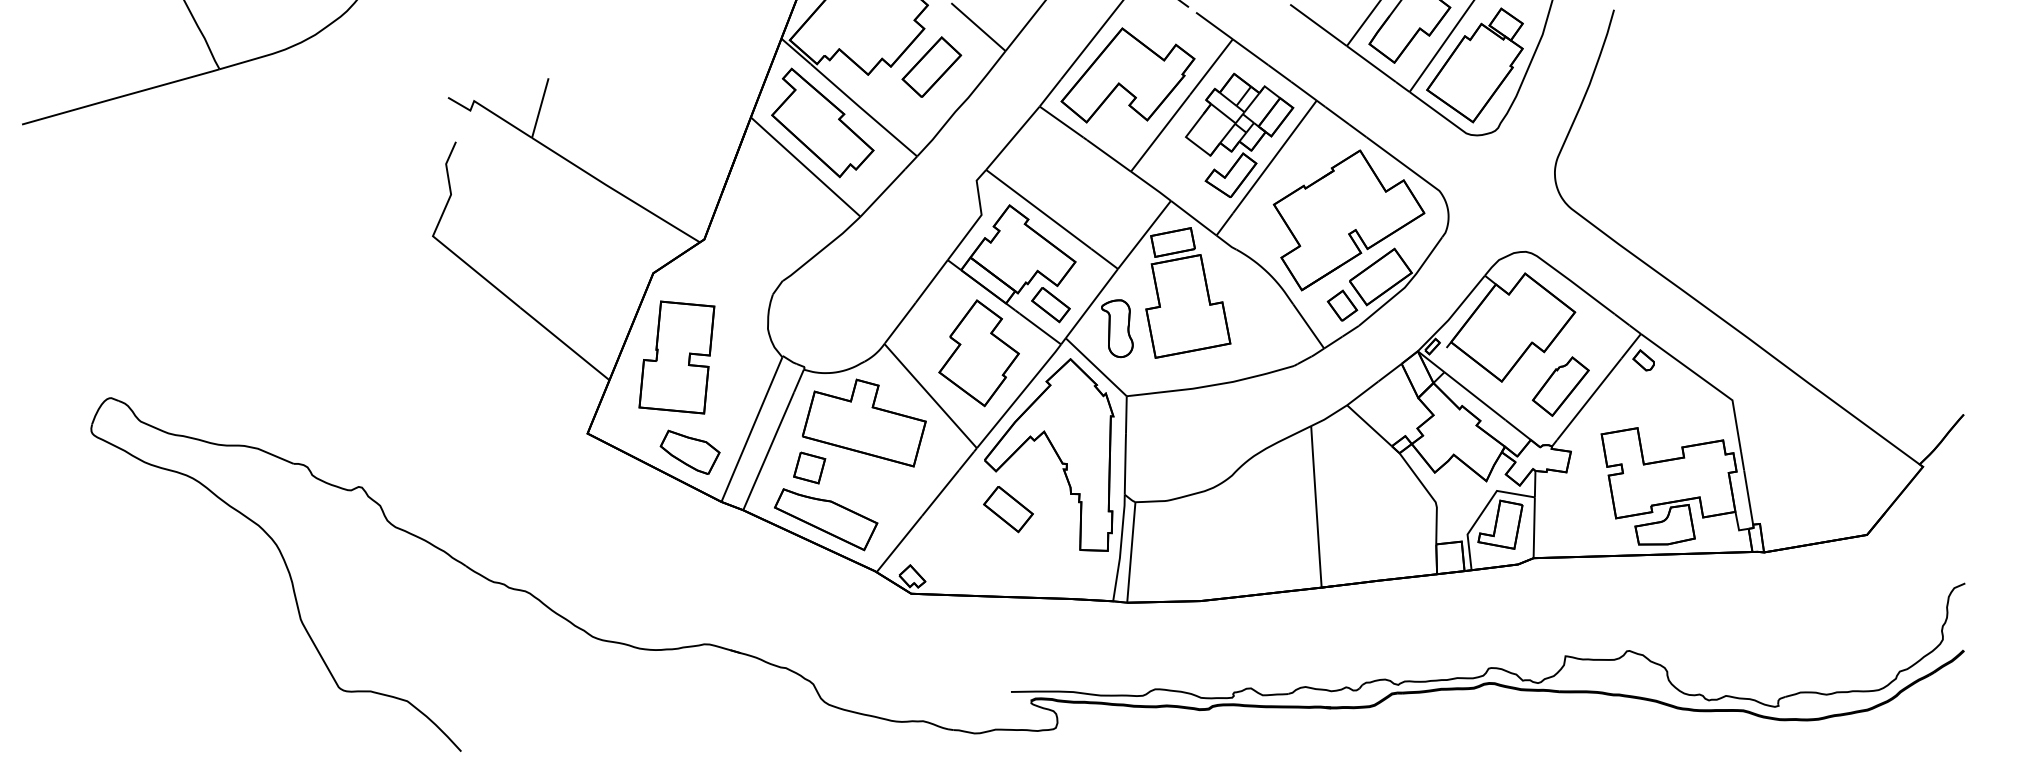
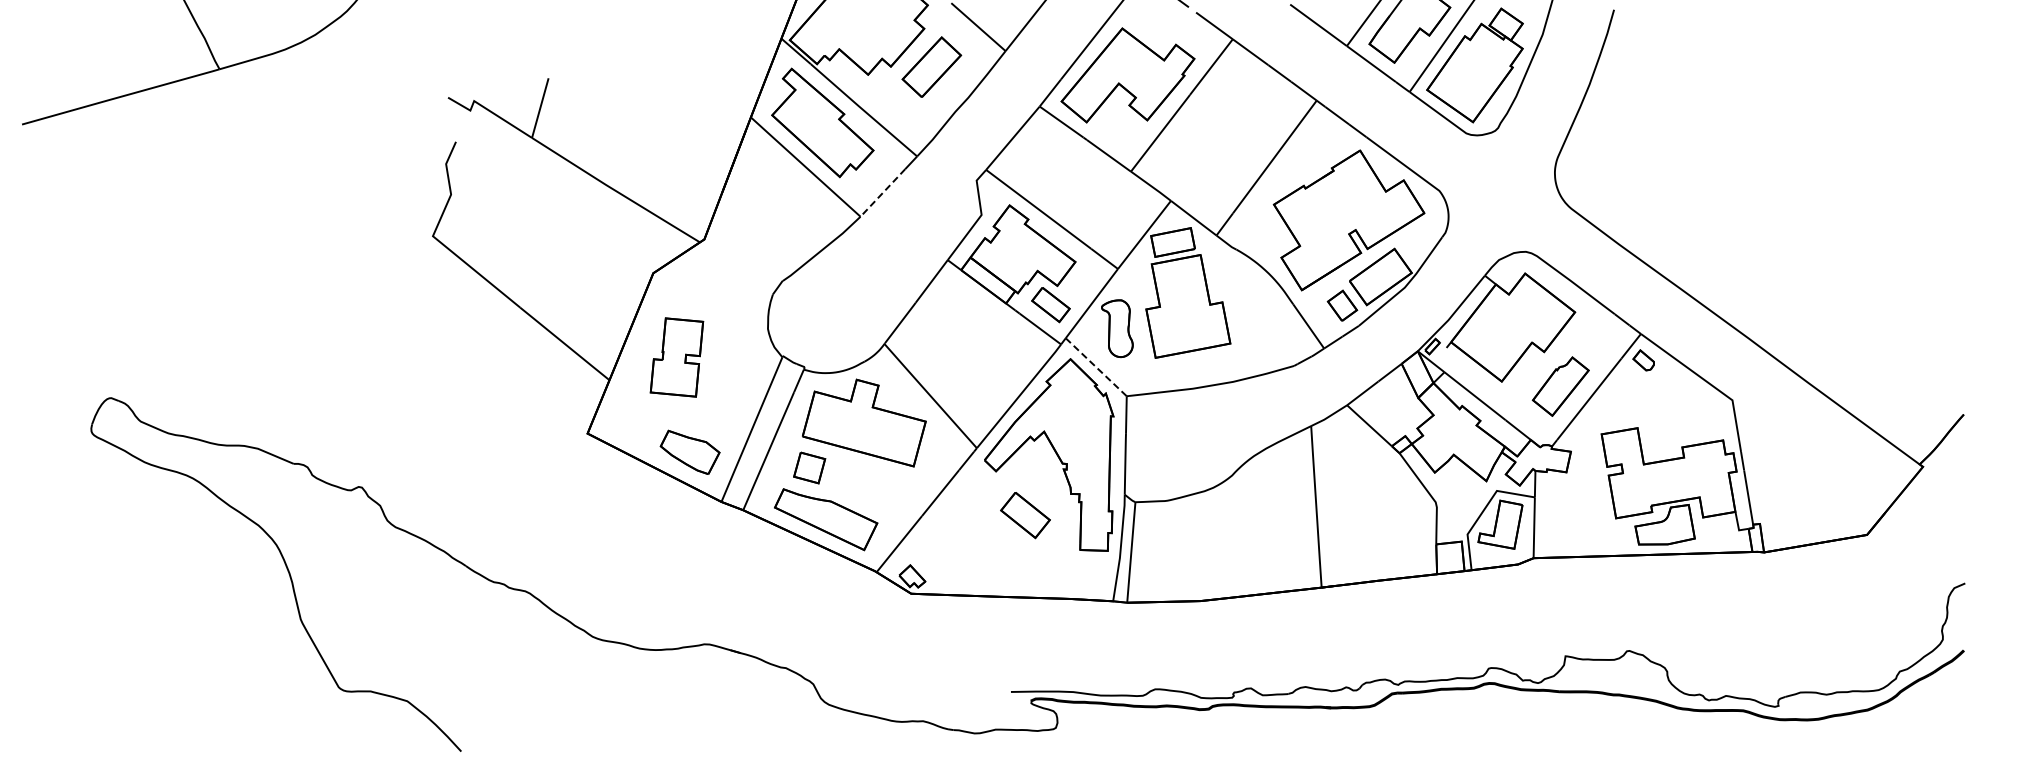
part: present -> none (1239, 134)
line: solid -> dashed (882, 192)
part: present -> none (978, 353)
part size: 78x115 px -> 56x81 px (676, 357)
line: solid -> dashed (1096, 367)
part position: (1008, 509) -> (1025, 515) (1025, 515)
